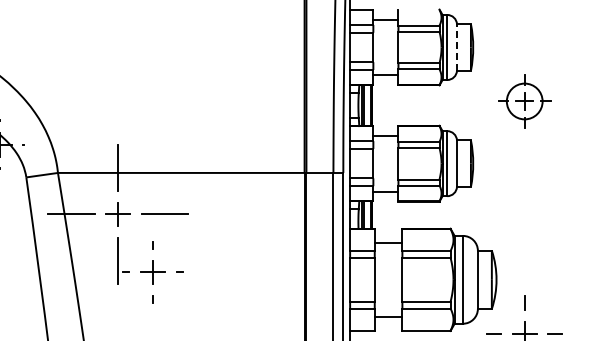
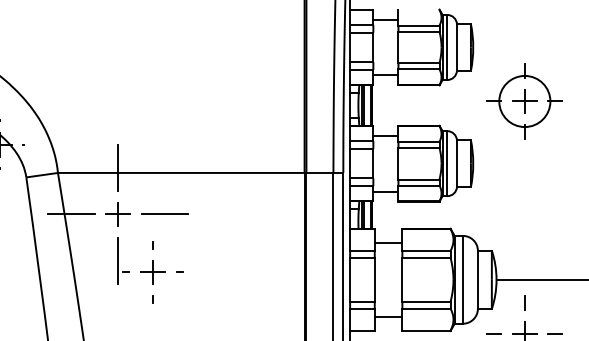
line: dashed -> solid (457, 47)
part size: 54x55 px -> 77x77 px (524, 101)
line: none -> present (540, 280)
